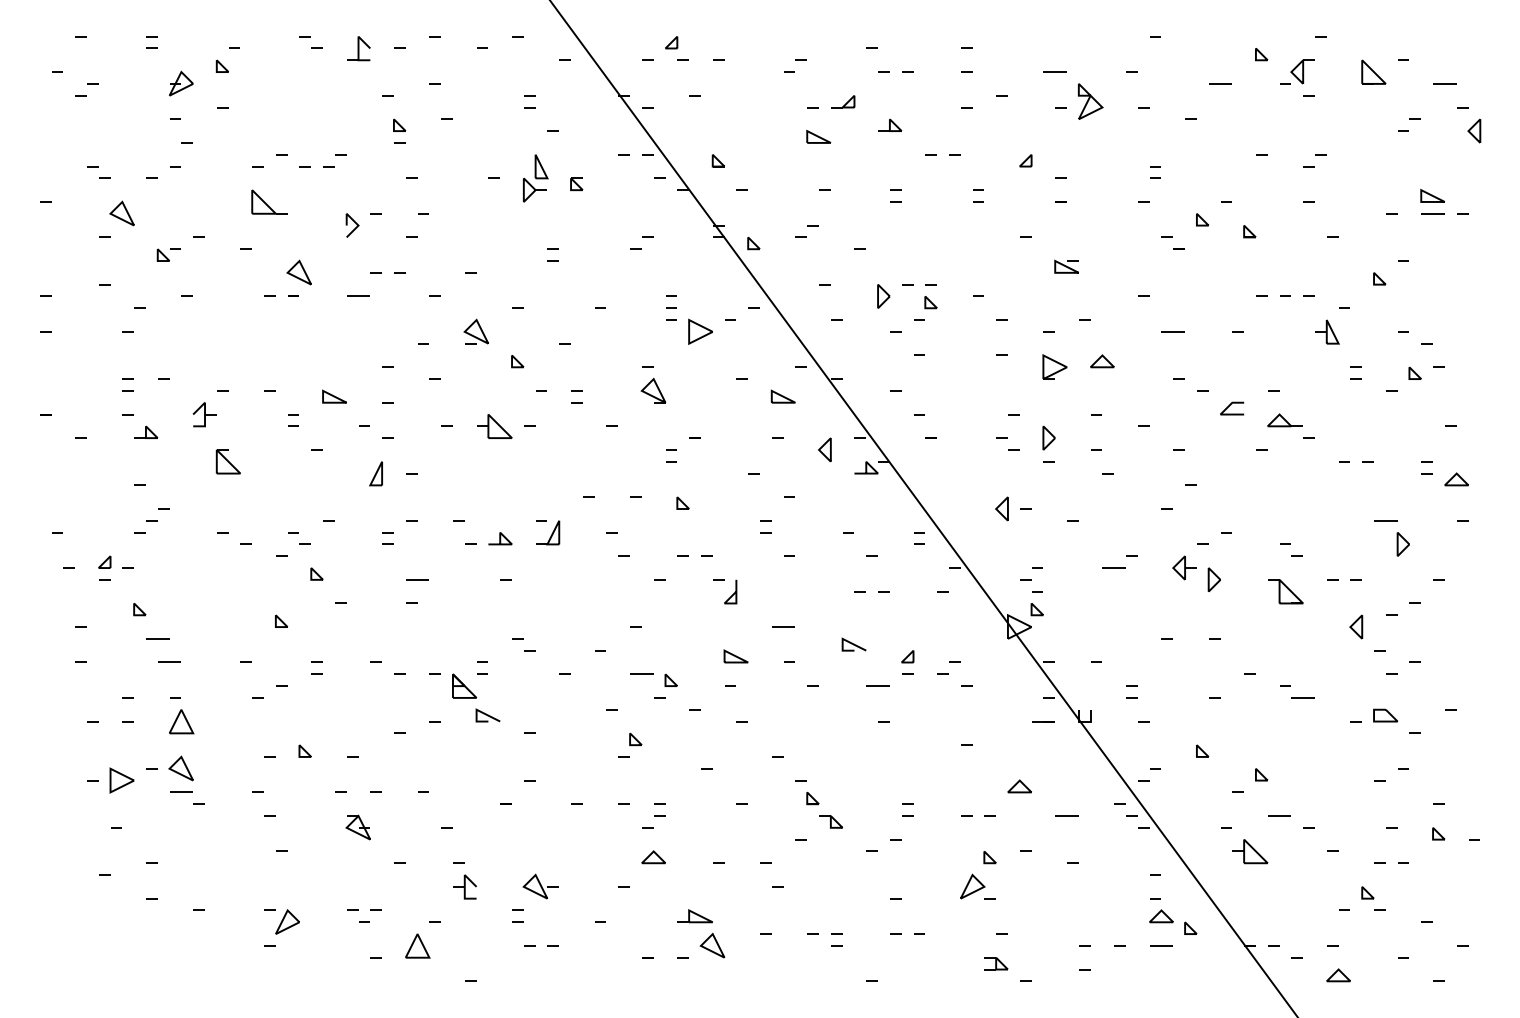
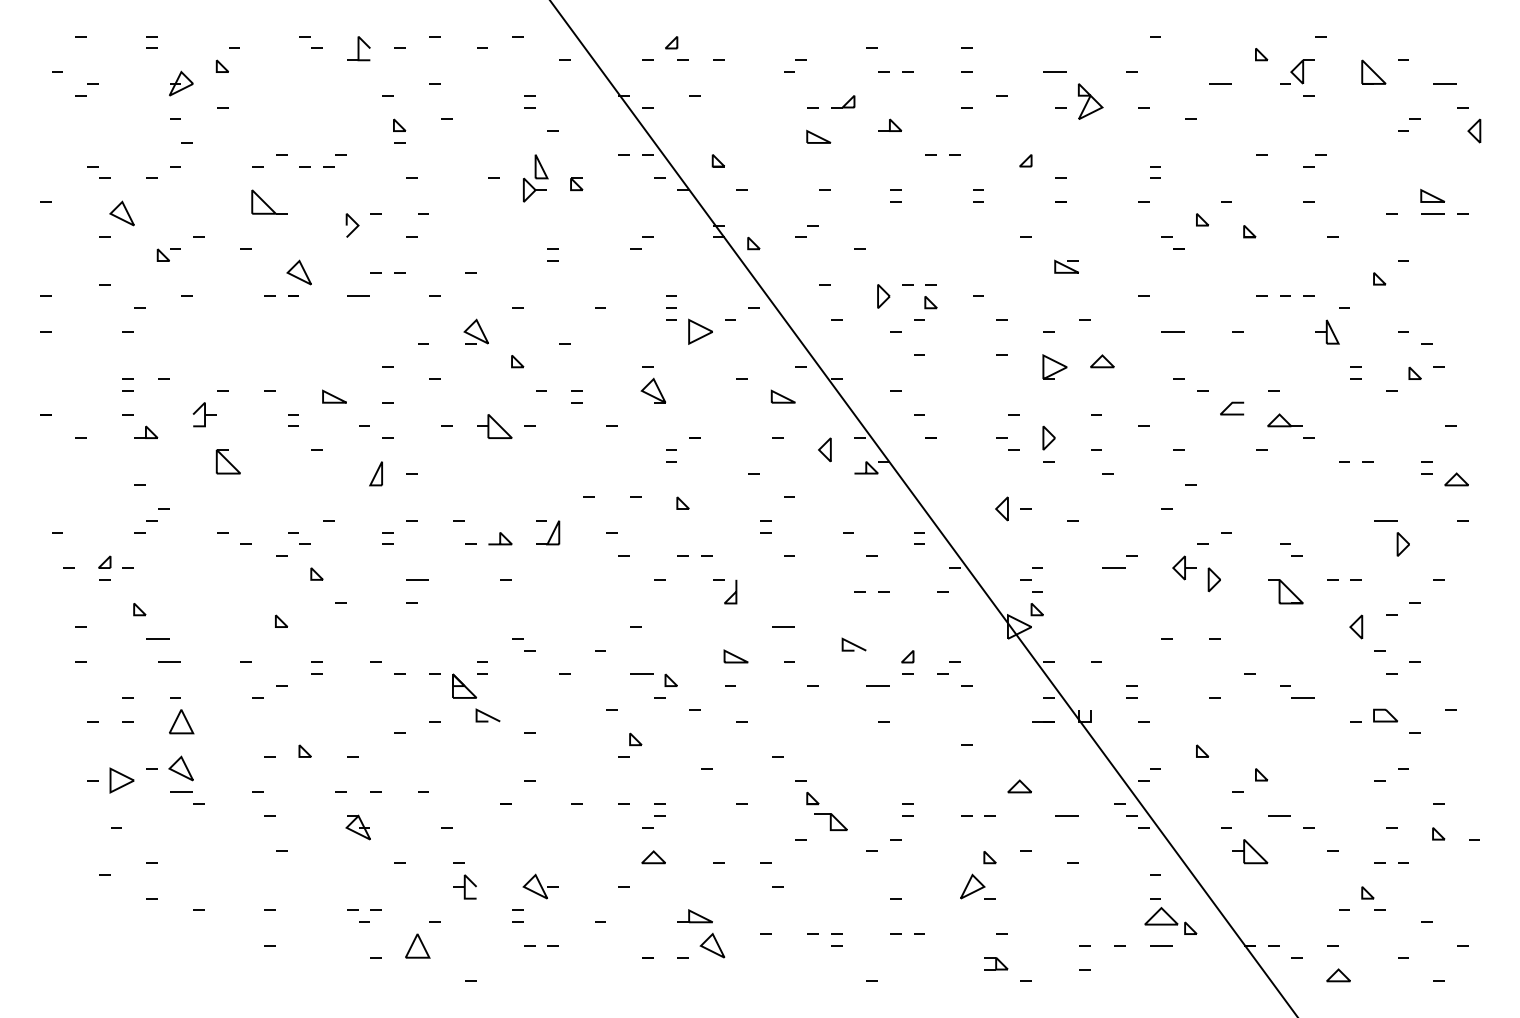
part size: 24x14 px -> 34x18 px (830, 821)
part size: 25x15 px -> 35x19 px (1161, 916)
part: present -> none (287, 921)
